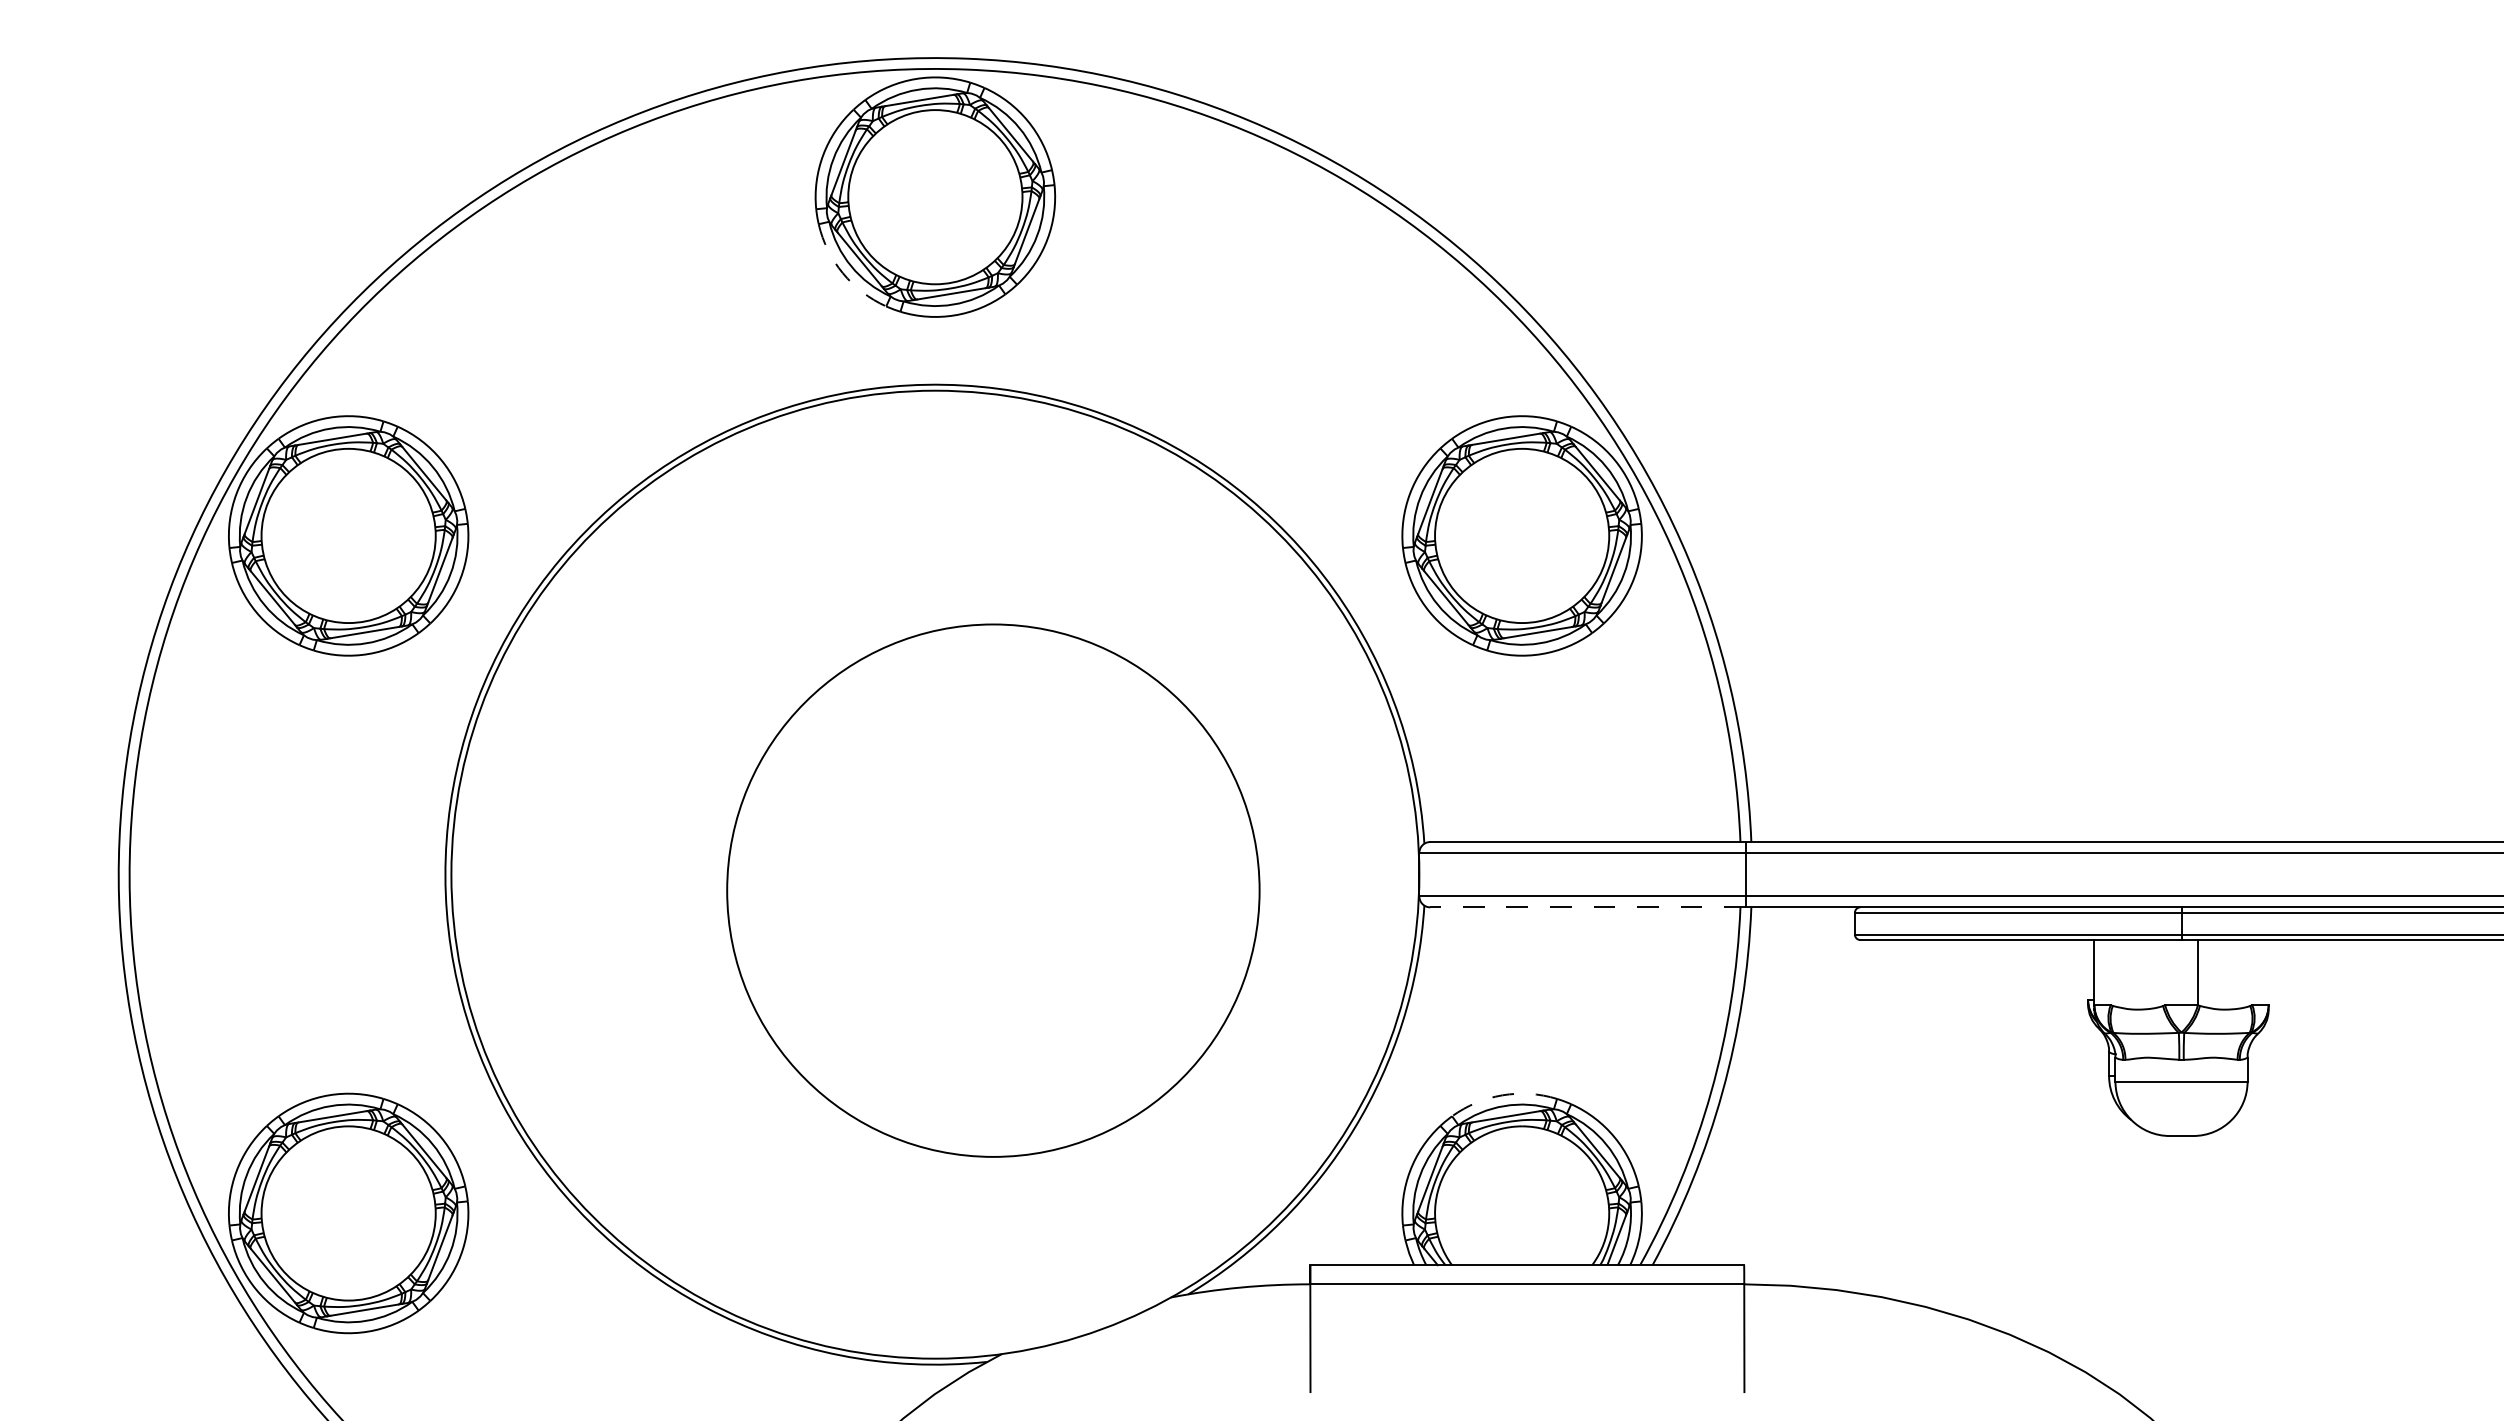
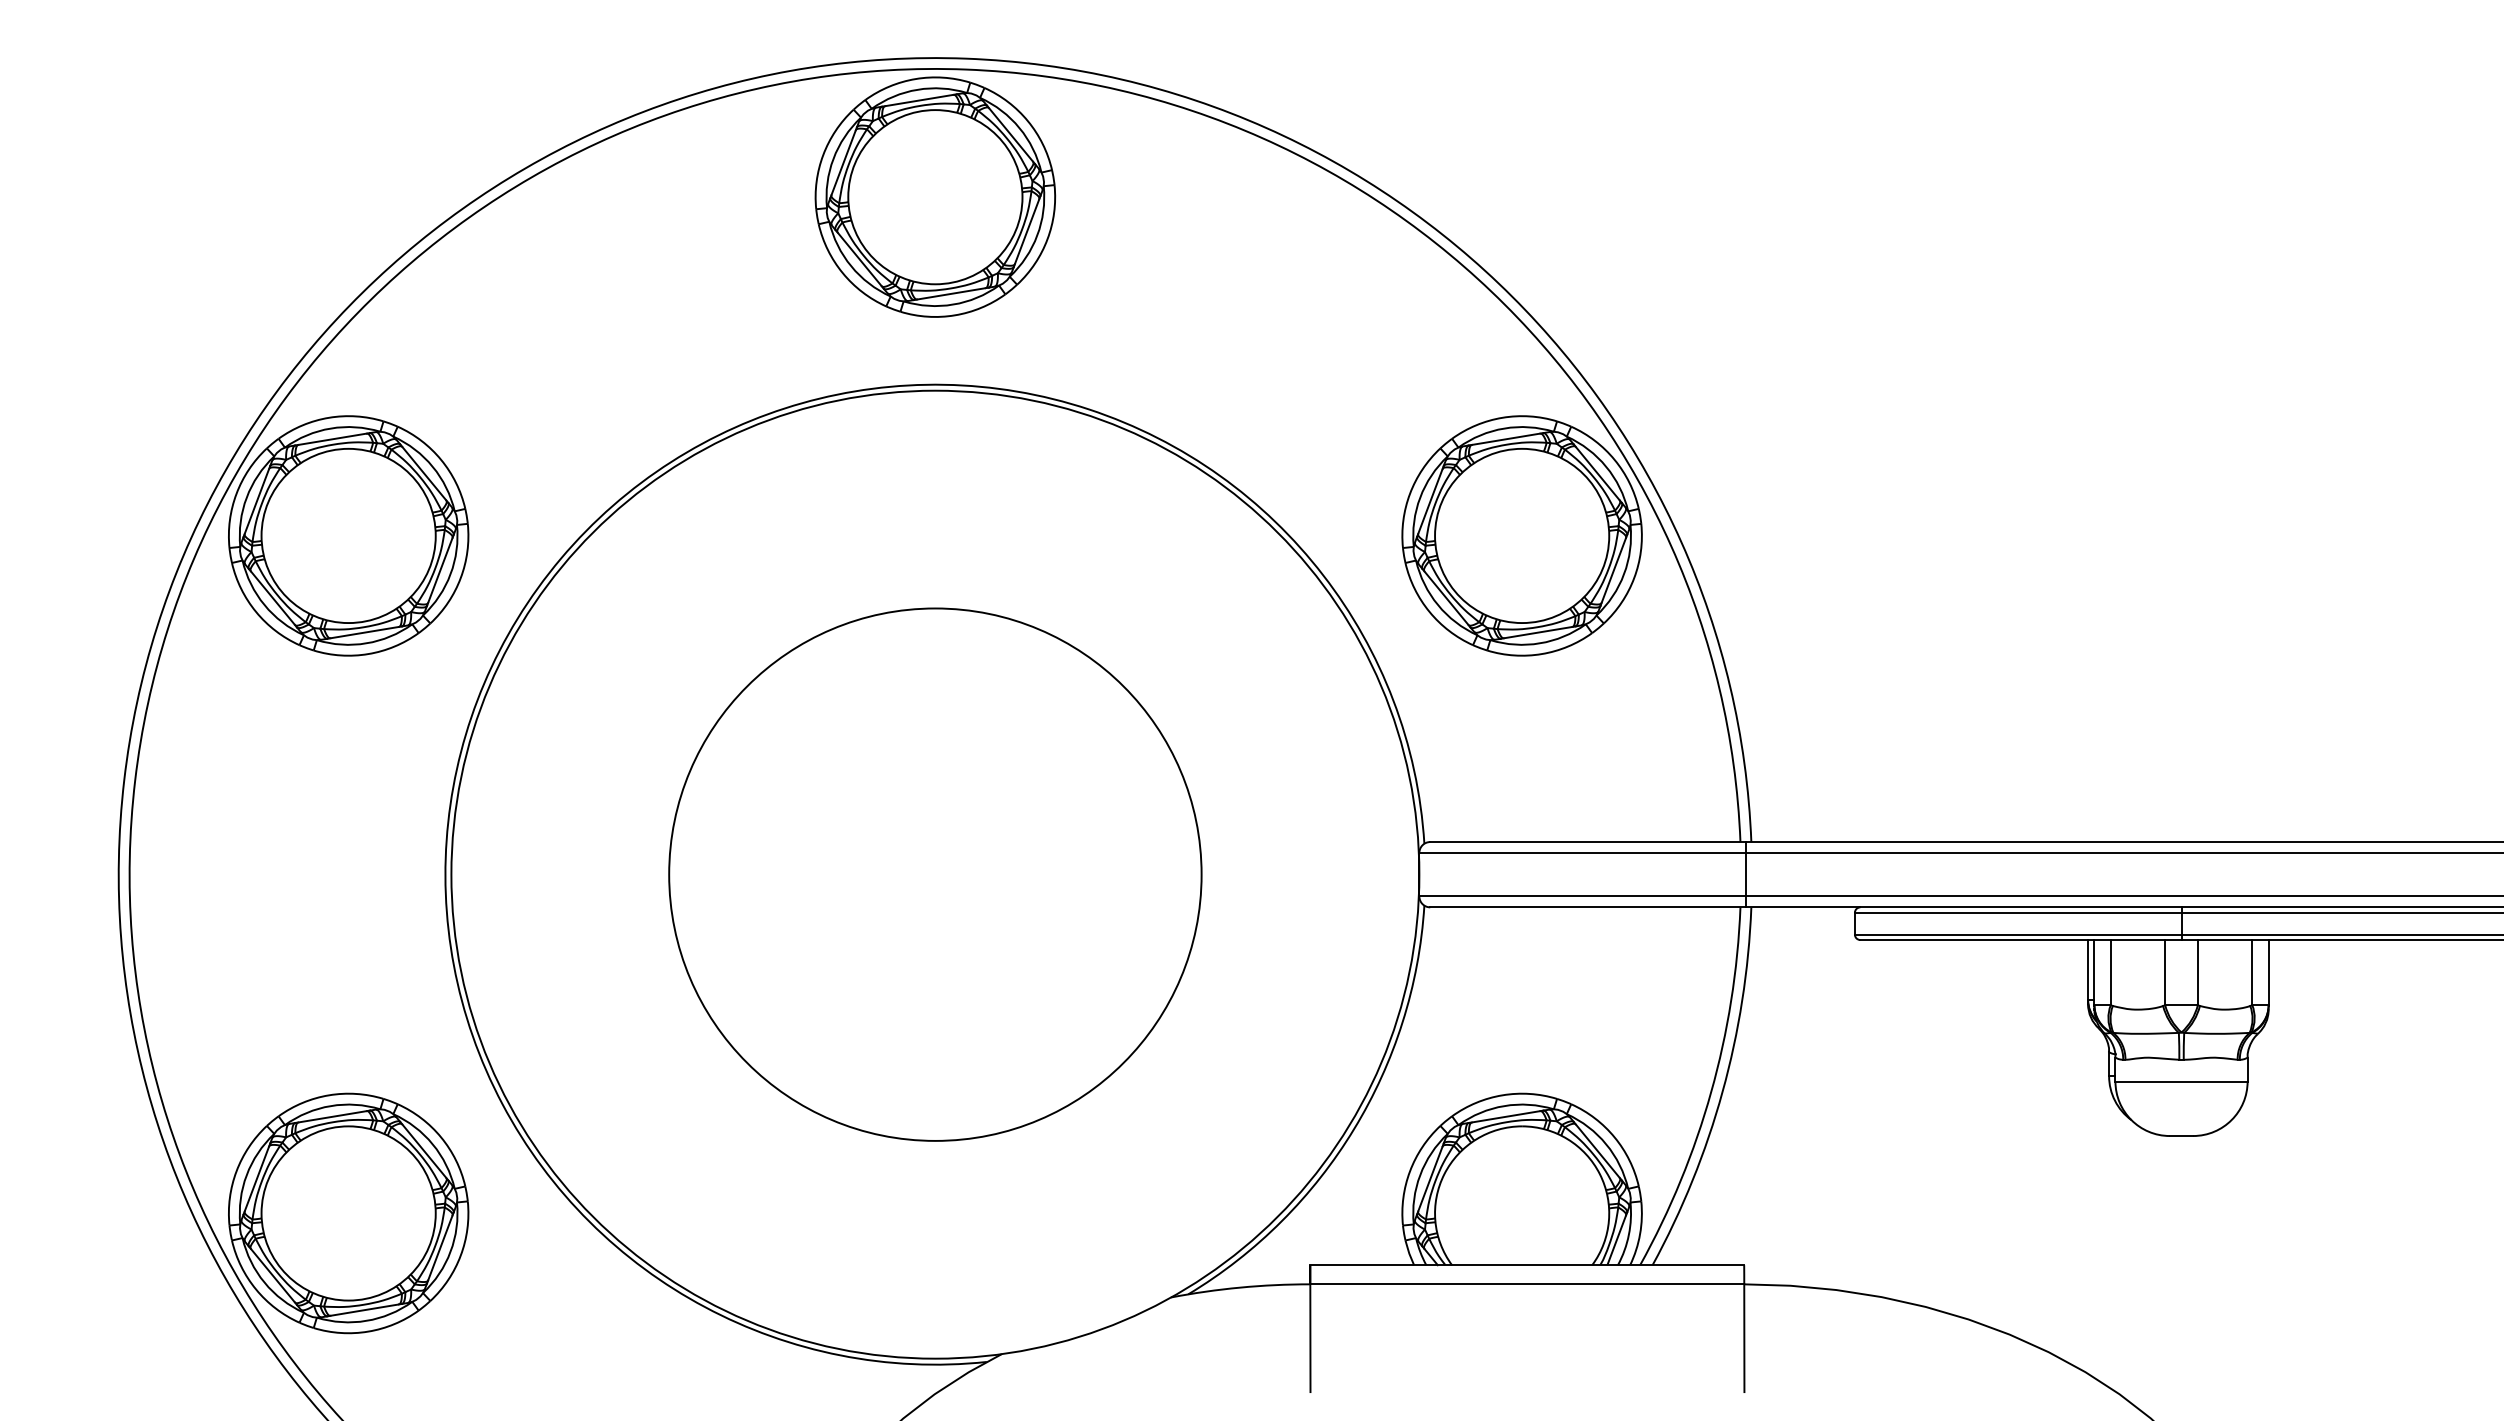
arc: dashed -> solid (842, 273)
circle position: (993, 890) -> (935, 874) (935, 874)
line: dashed -> solid (1588, 907)
line: none -> present (2088, 969)
line: none -> present (2110, 972)
line: none -> present (2165, 972)
line: none -> present (2252, 972)
line: none -> present (2268, 972)
arc: dashed -> solid (1502, 1095)
